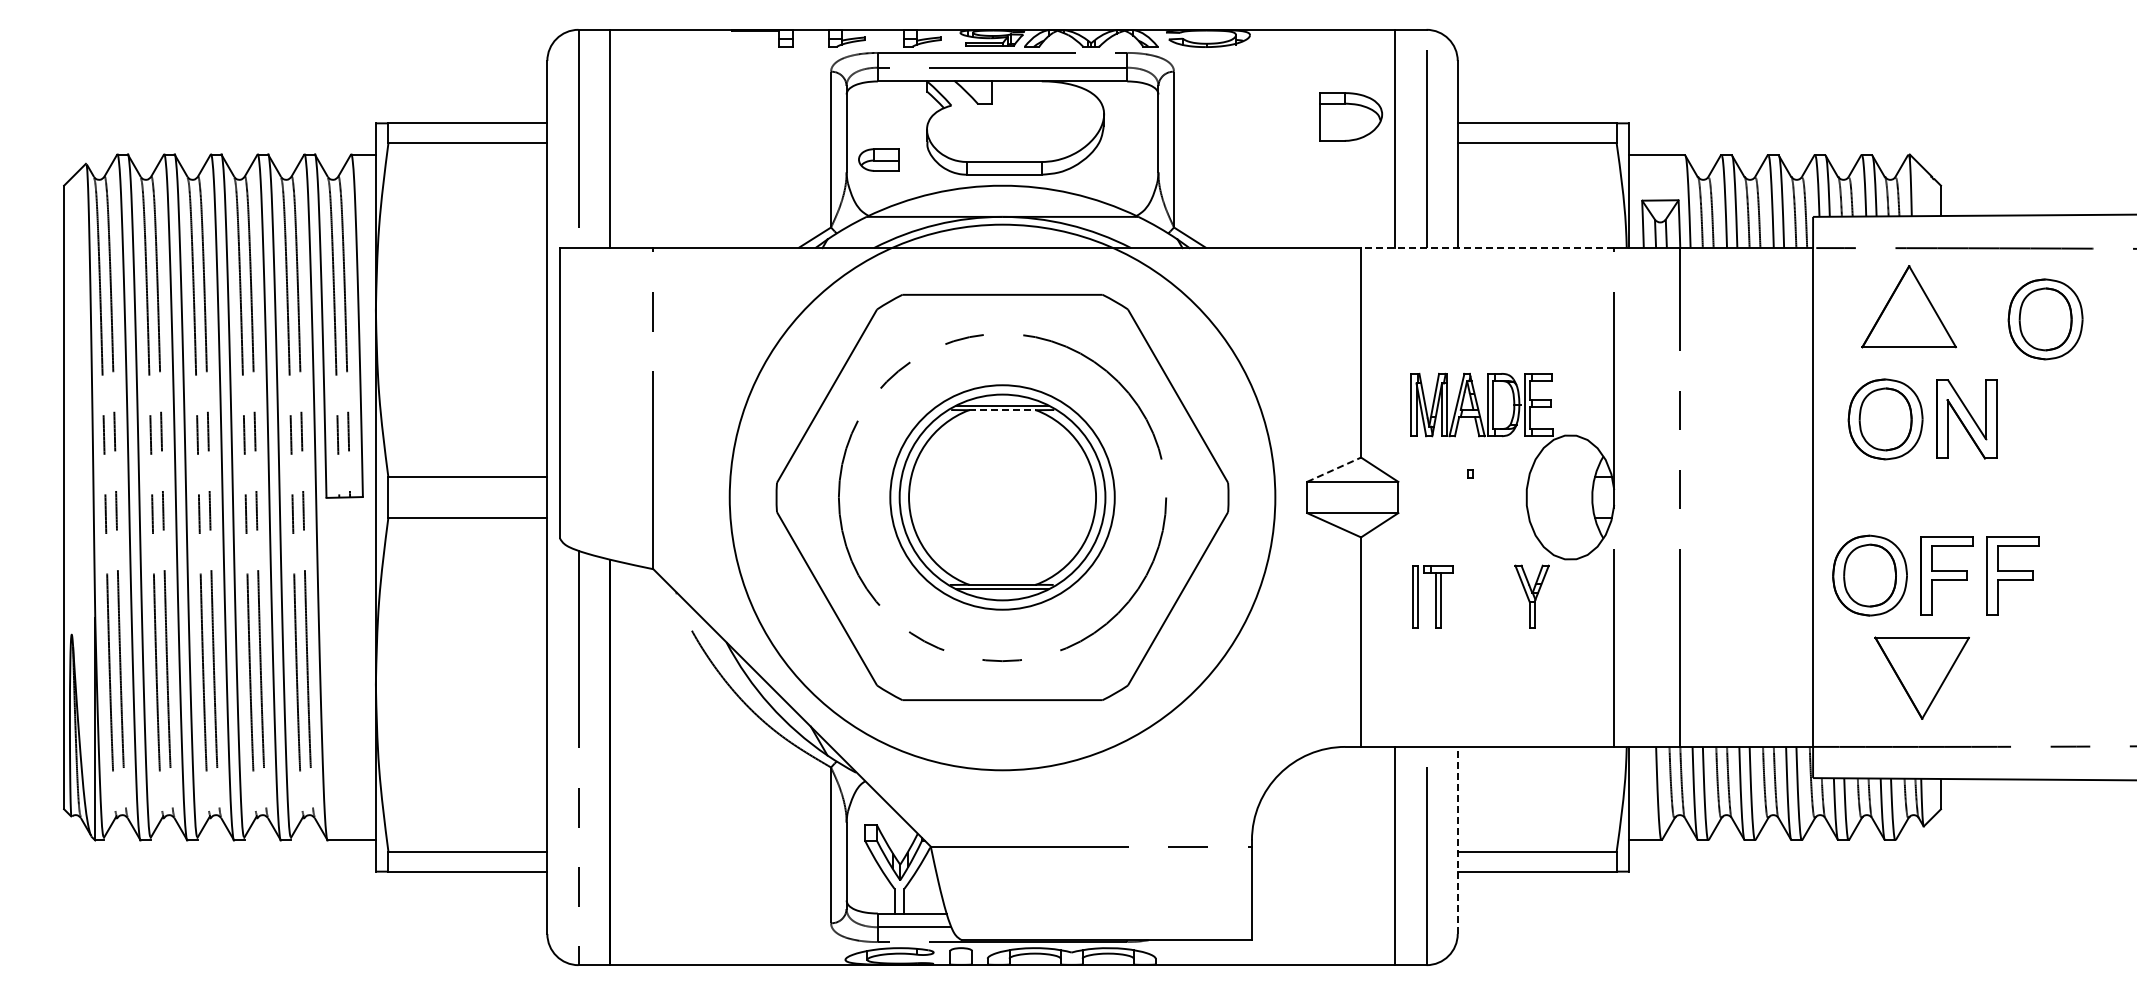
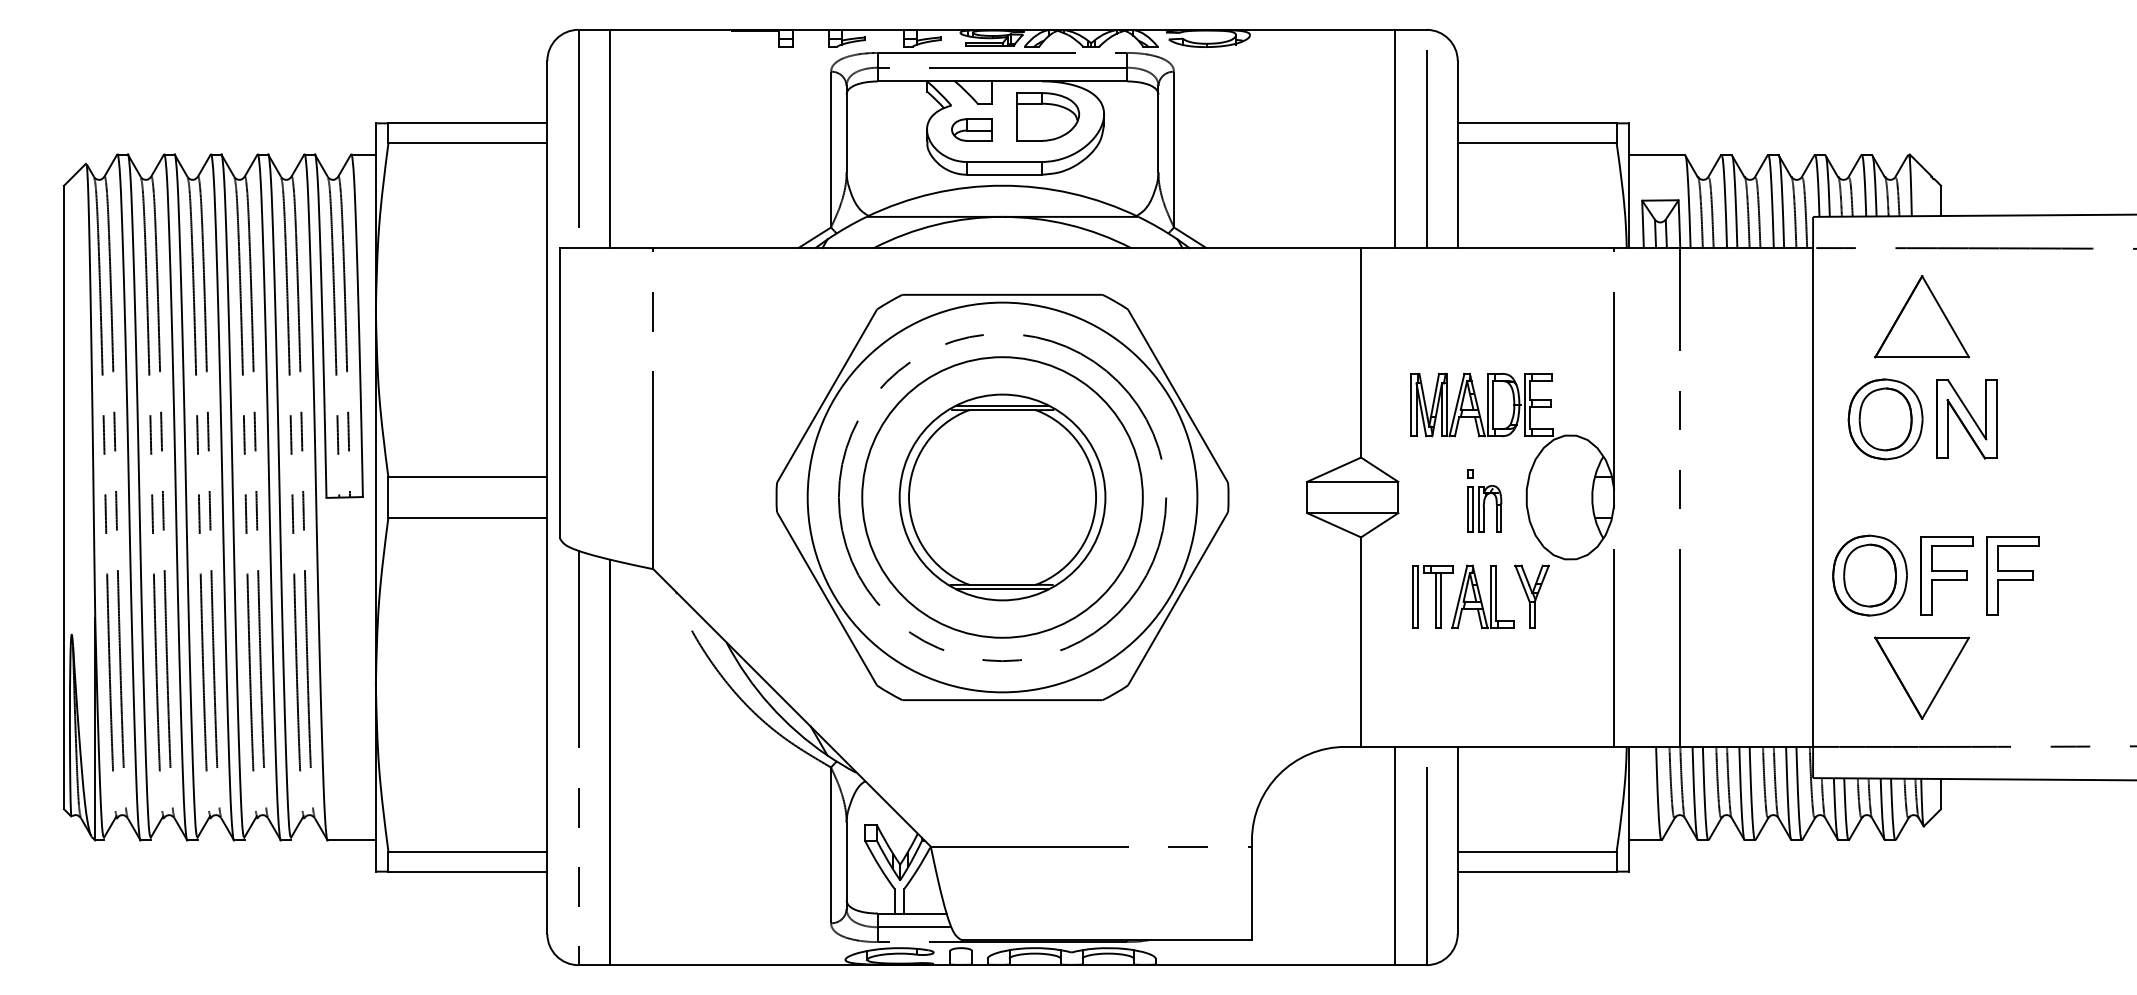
part position: (1351, 116) -> (1048, 116) (1048, 116)
part position: (878, 159) -> (971, 129) (971, 129)
line: dashed -> solid (1487, 248)
part position: (1908, 306) -> (1921, 316) (1921, 316)
part: present -> none (2045, 319)
line: dashed -> solid (1002, 410)
line: dashed -> solid (1334, 469)
circle diameter: 224 px -> 281 px (1002, 497)
circle diameter: 546 px -> 390 px (1002, 497)
part: none -> present (1484, 508)
part: none -> present (1482, 596)
line: dashed -> solid (1457, 840)
